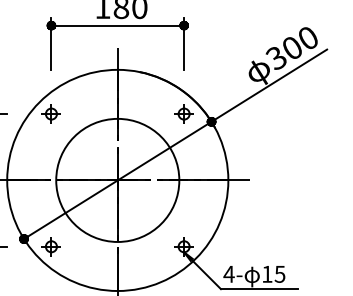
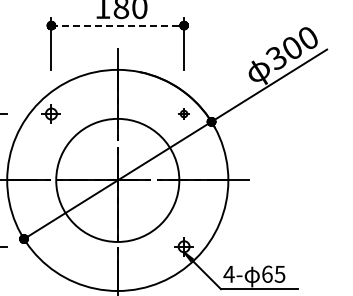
line: solid -> dashed (118, 25)
part size: 20x20 px -> 12x12 px (183, 113)
part: present -> none (50, 246)
text: 15 -> 65 (267, 273)
